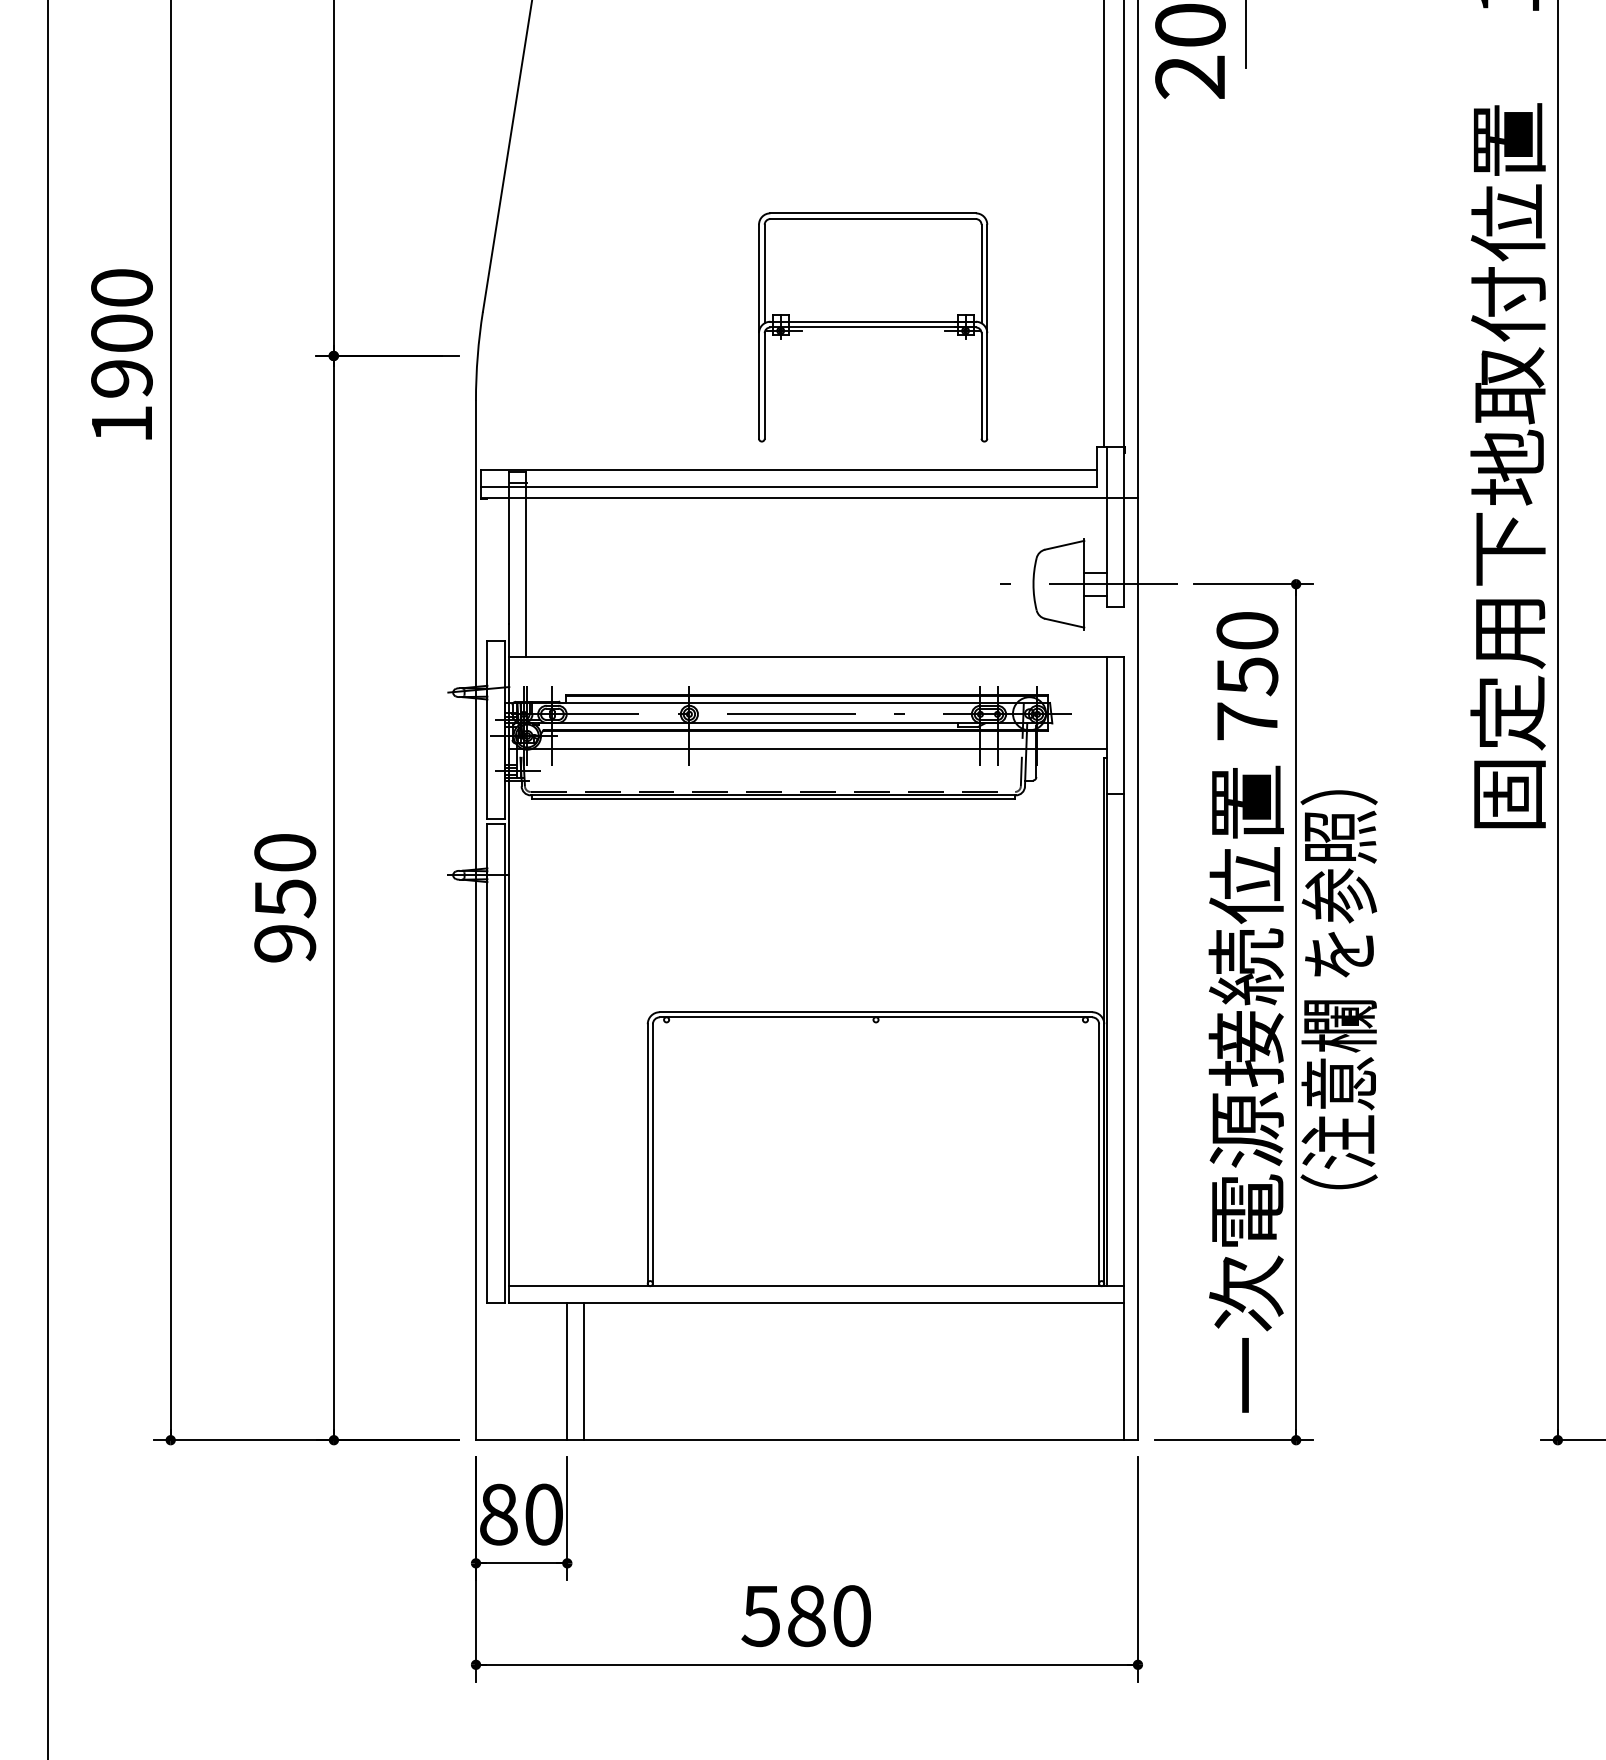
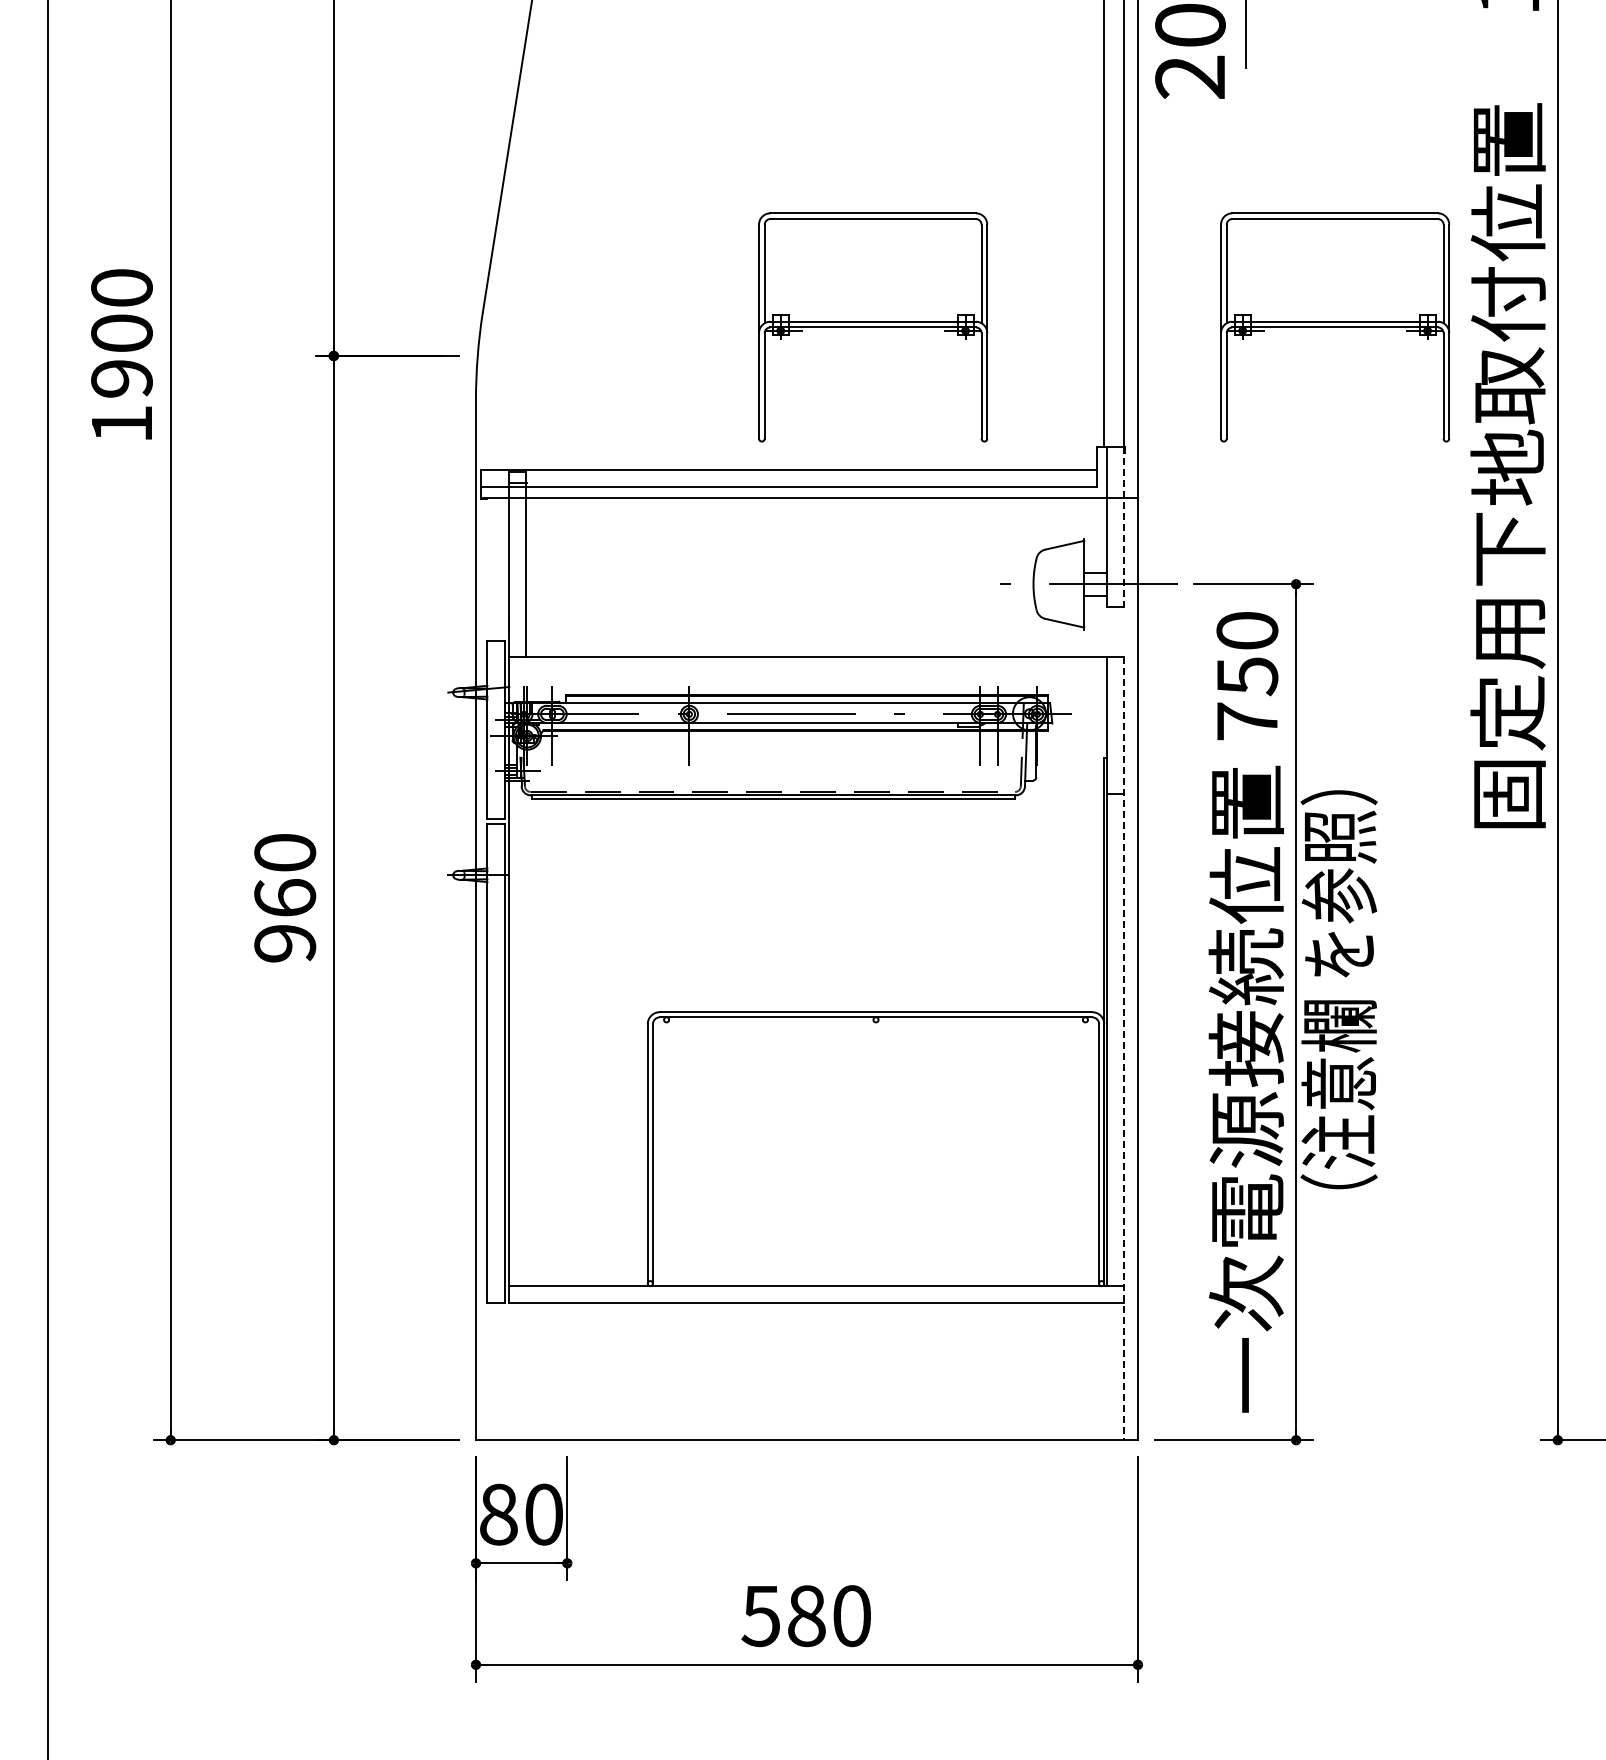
part: none -> present (1335, 327)
line: solid -> dashed (1124, 527)
line: present -> none (808, 748)
text: 950 -> 960 (285, 898)
line: solid -> dashed (1124, 1049)
line: present -> none (567, 1371)
line: present -> none (584, 1371)
